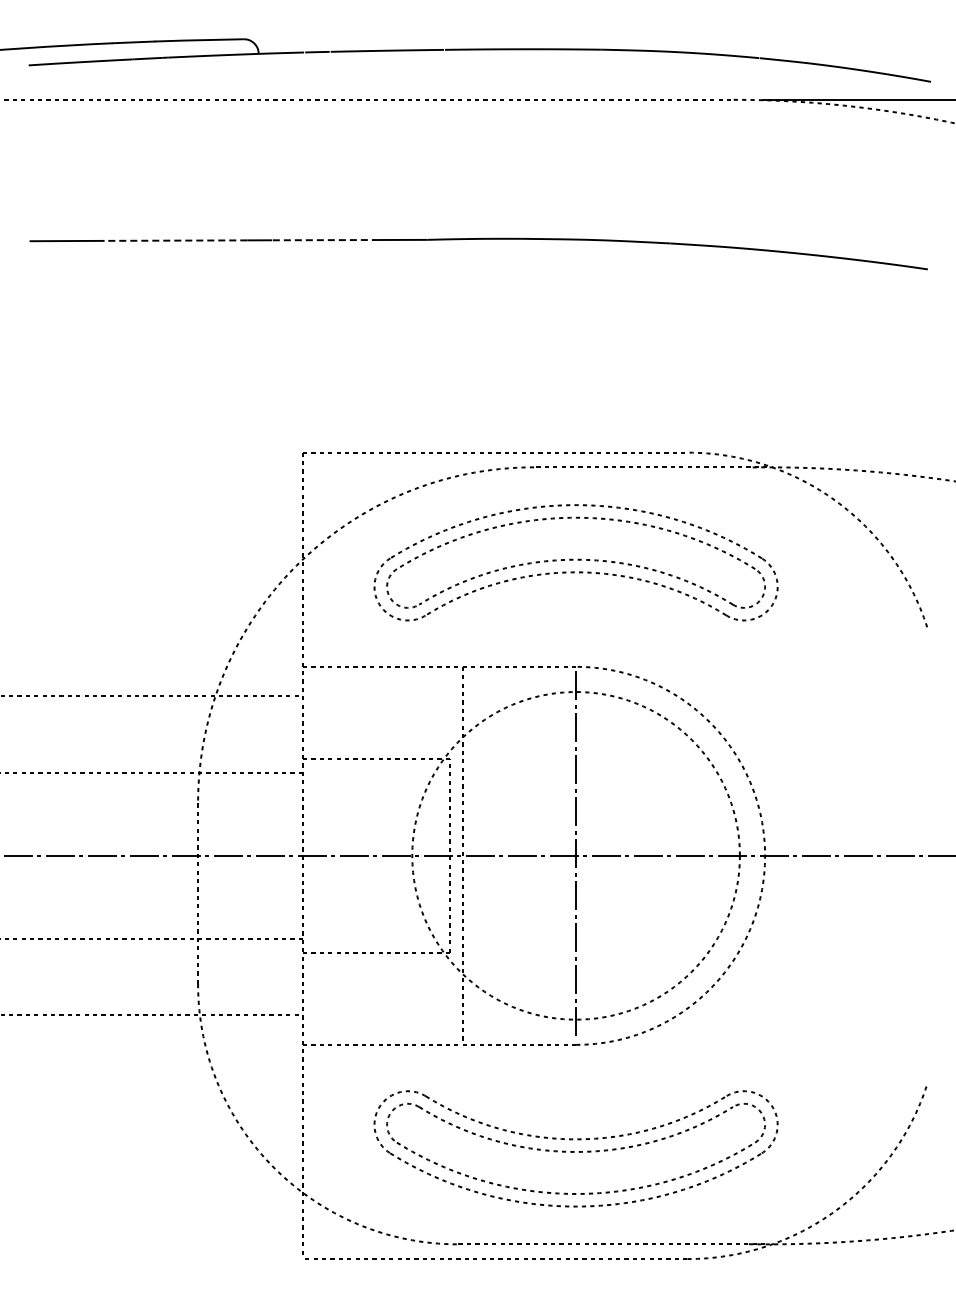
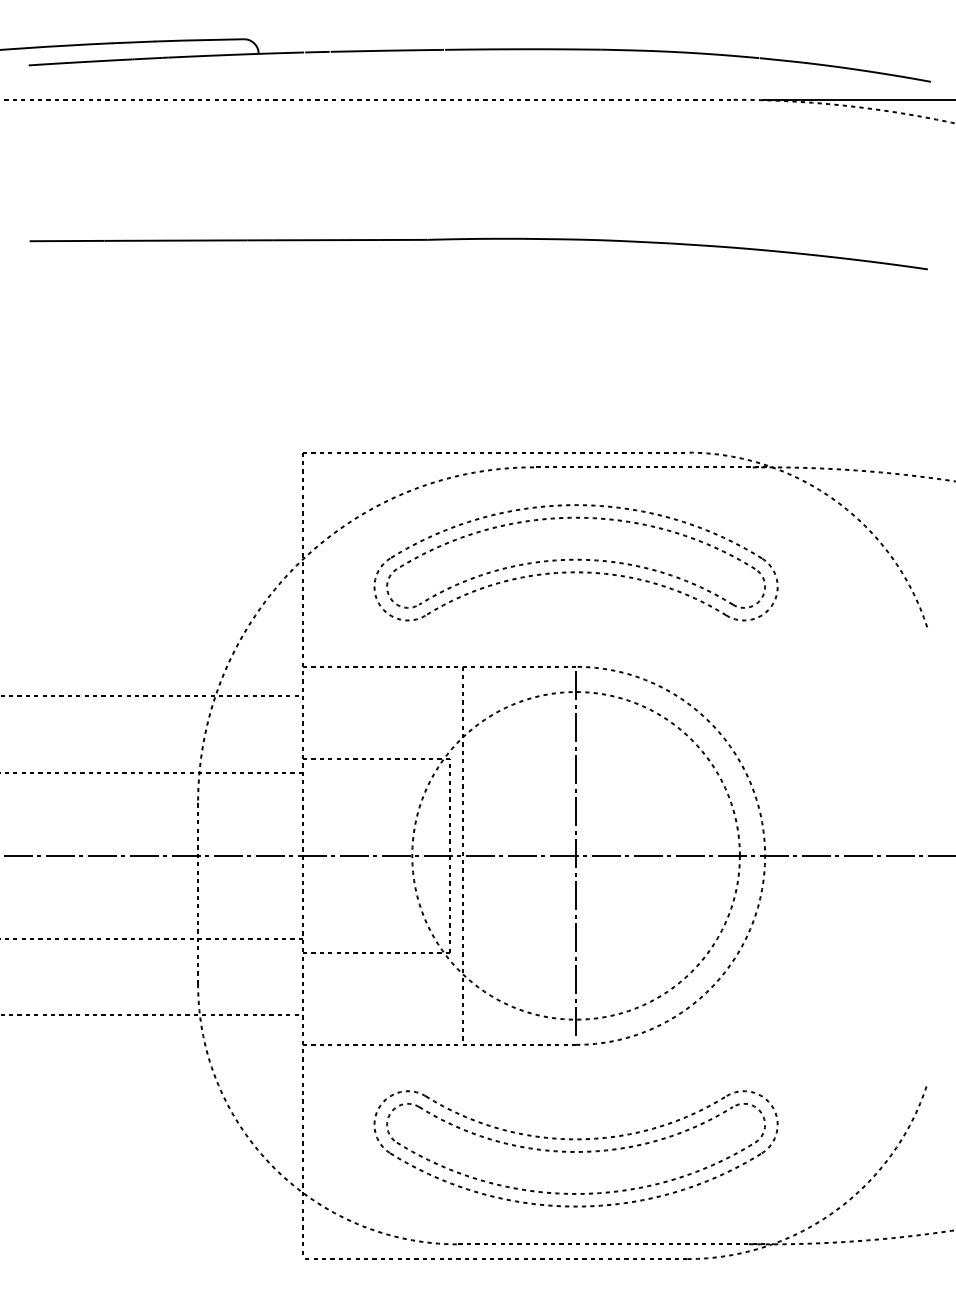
line: dashed -> solid (175, 240)
line: dashed -> solid (324, 240)
